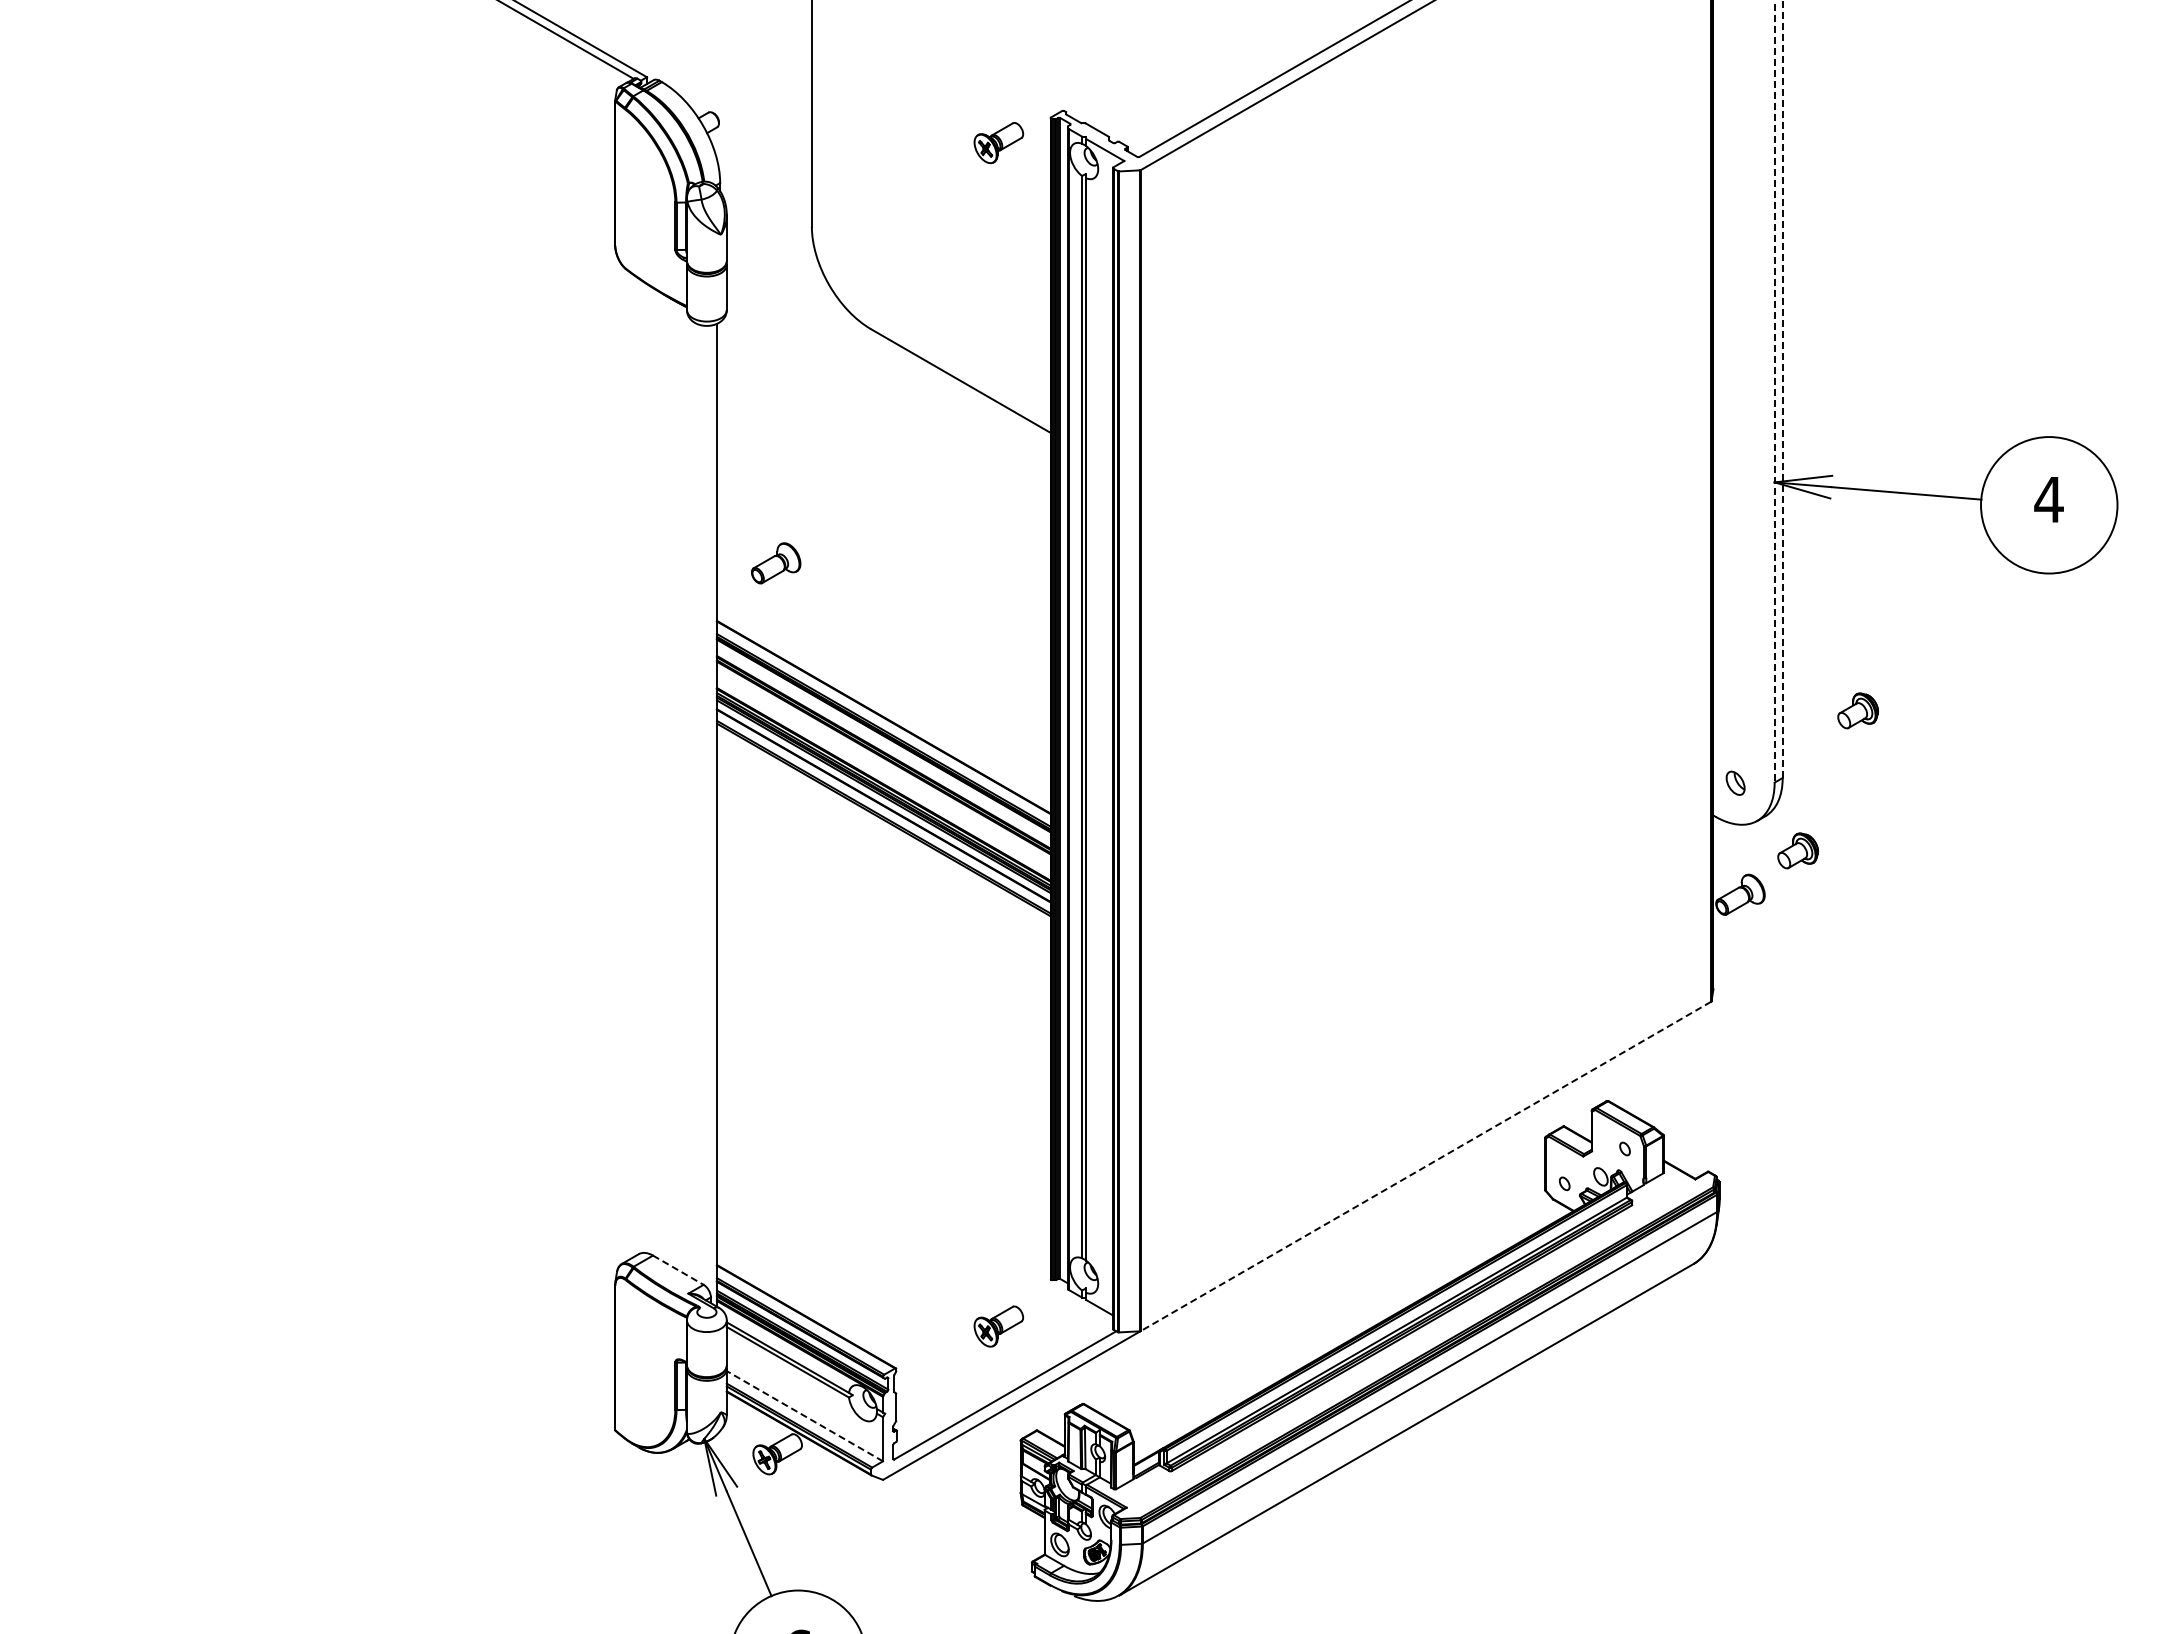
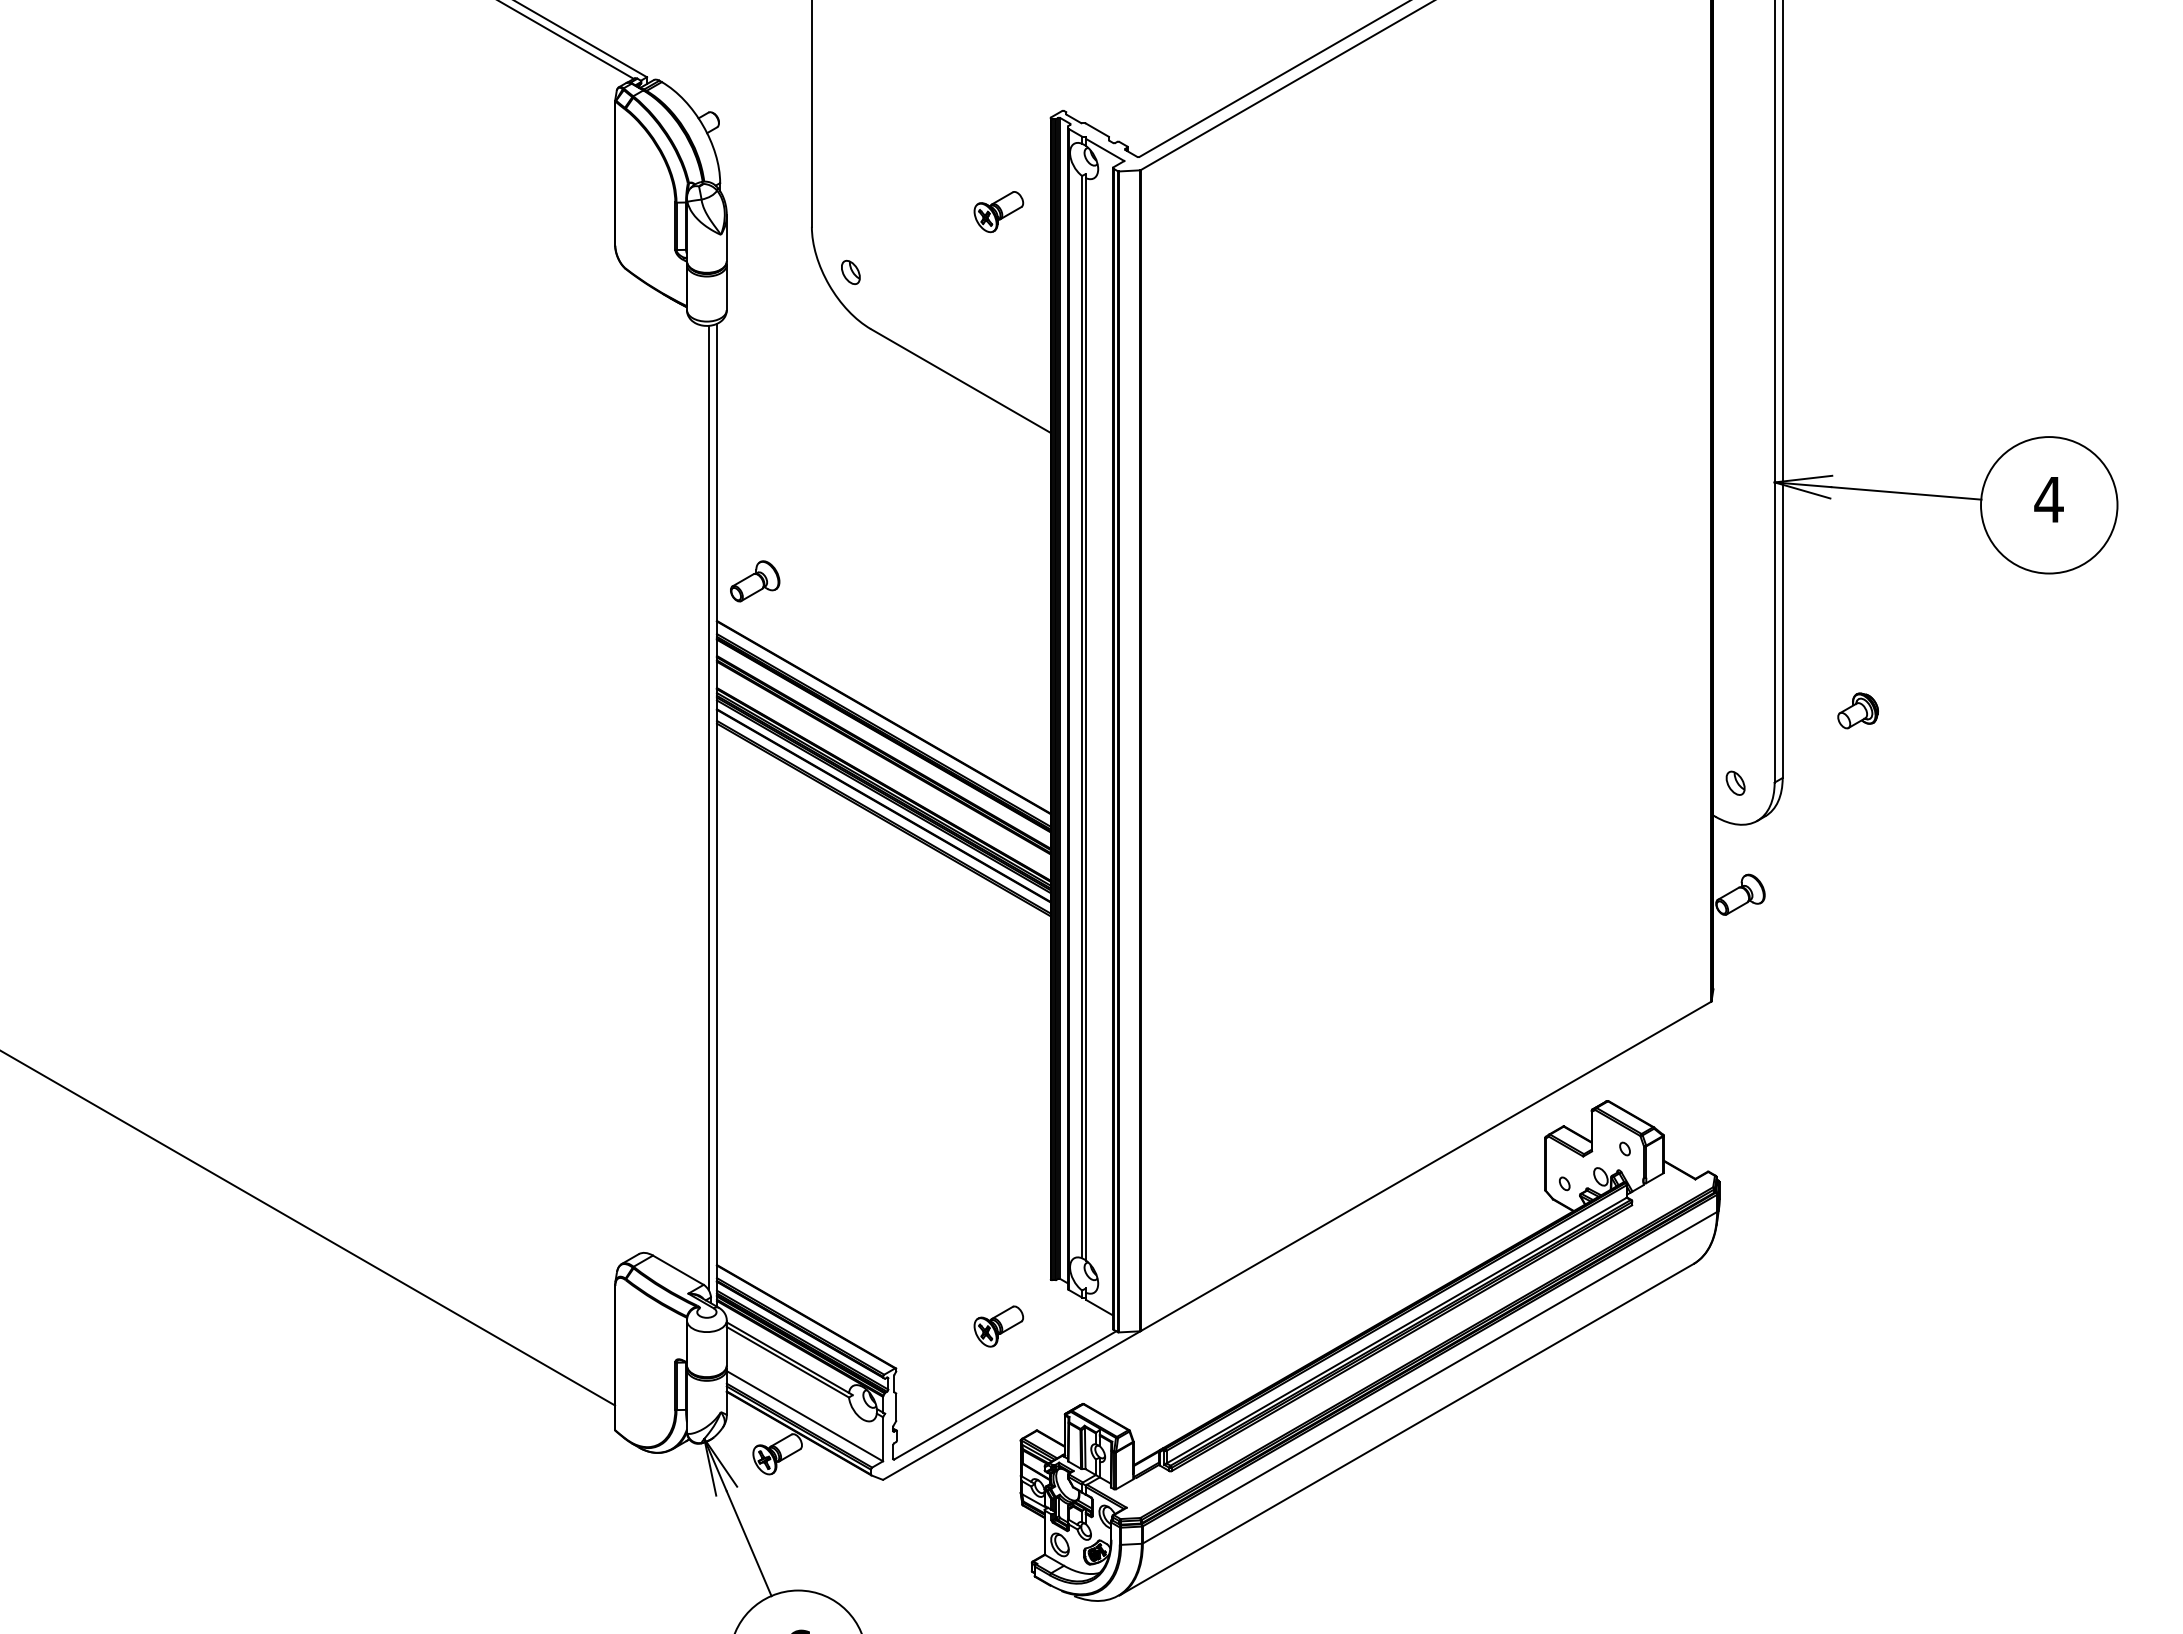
part position: (998, 143) -> (998, 212) (998, 212)
part: none -> present (850, 271)
line: dashed -> solid (1782, 389)
line: dashed -> solid (1774, 391)
part position: (776, 563) -> (755, 581) (755, 581)
line: none -> present (708, 807)
part: present -> none (1797, 850)
line: dashed -> solid (1425, 1166)
line: none -> present (308, 1228)
line: dashed -> solid (678, 1270)
line: dashed -> solid (804, 1415)
